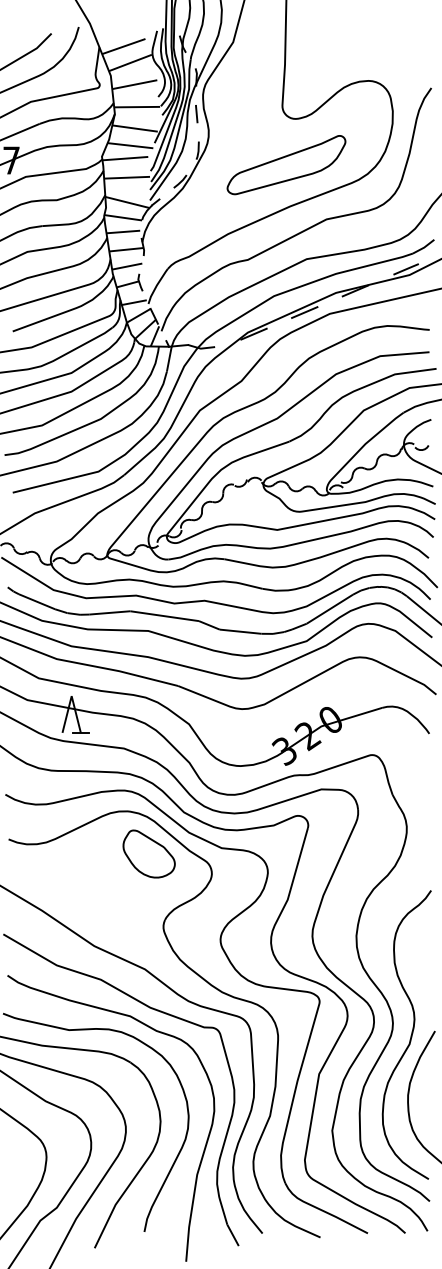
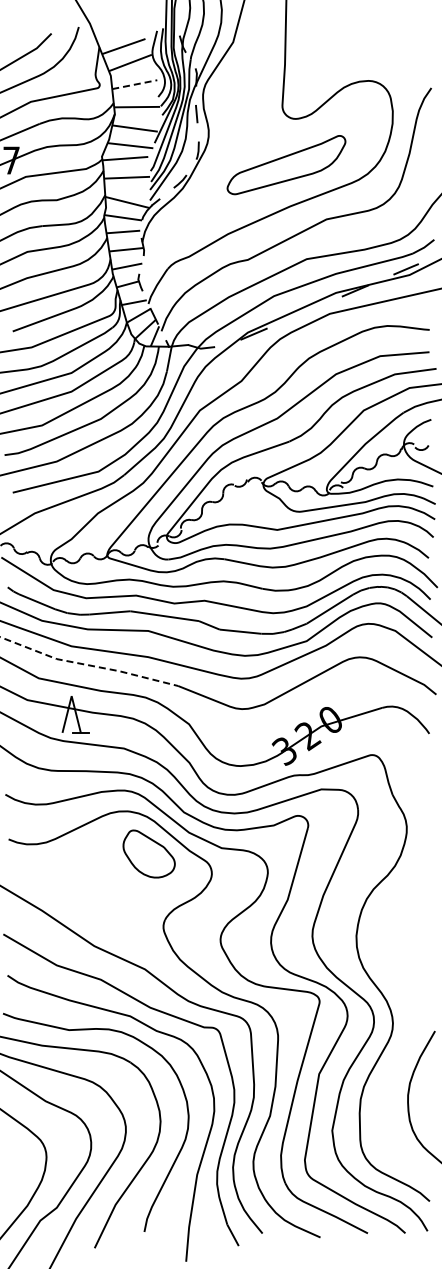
line: solid -> dashed (134, 84)
line: present -> none (304, 312)
line: solid -> dashed (88, 665)
curve: present -> none (410, 1035)
